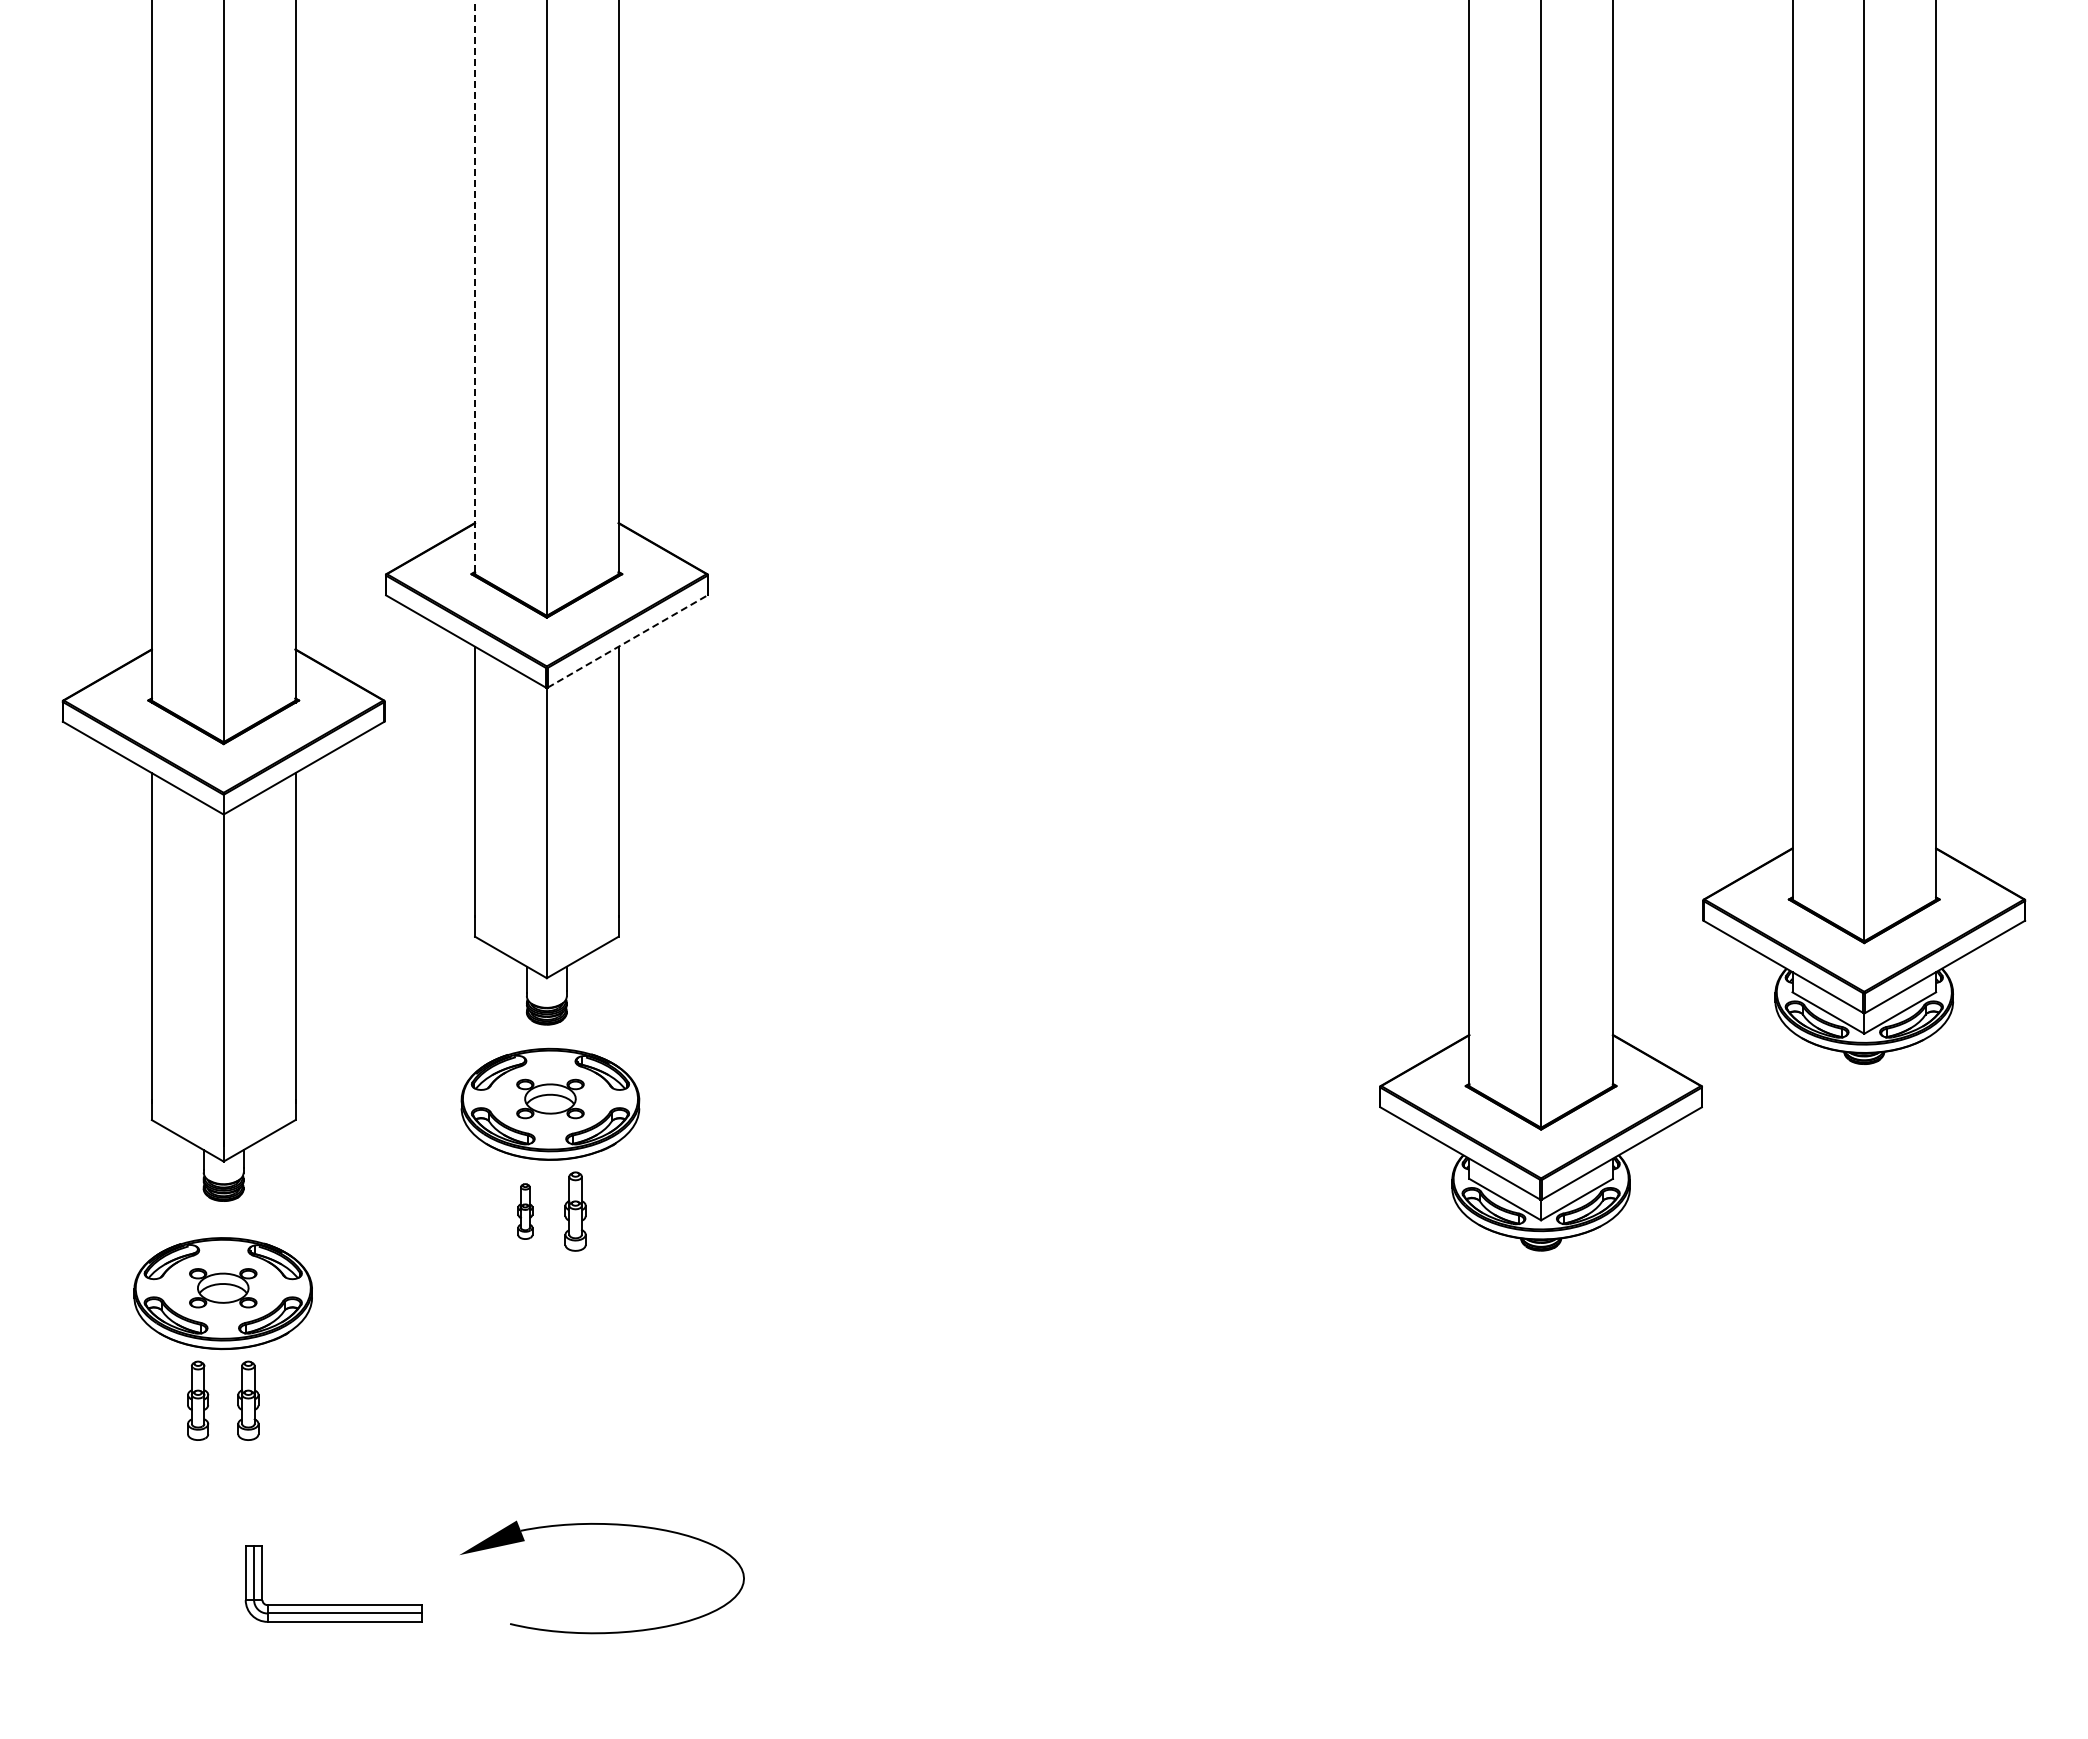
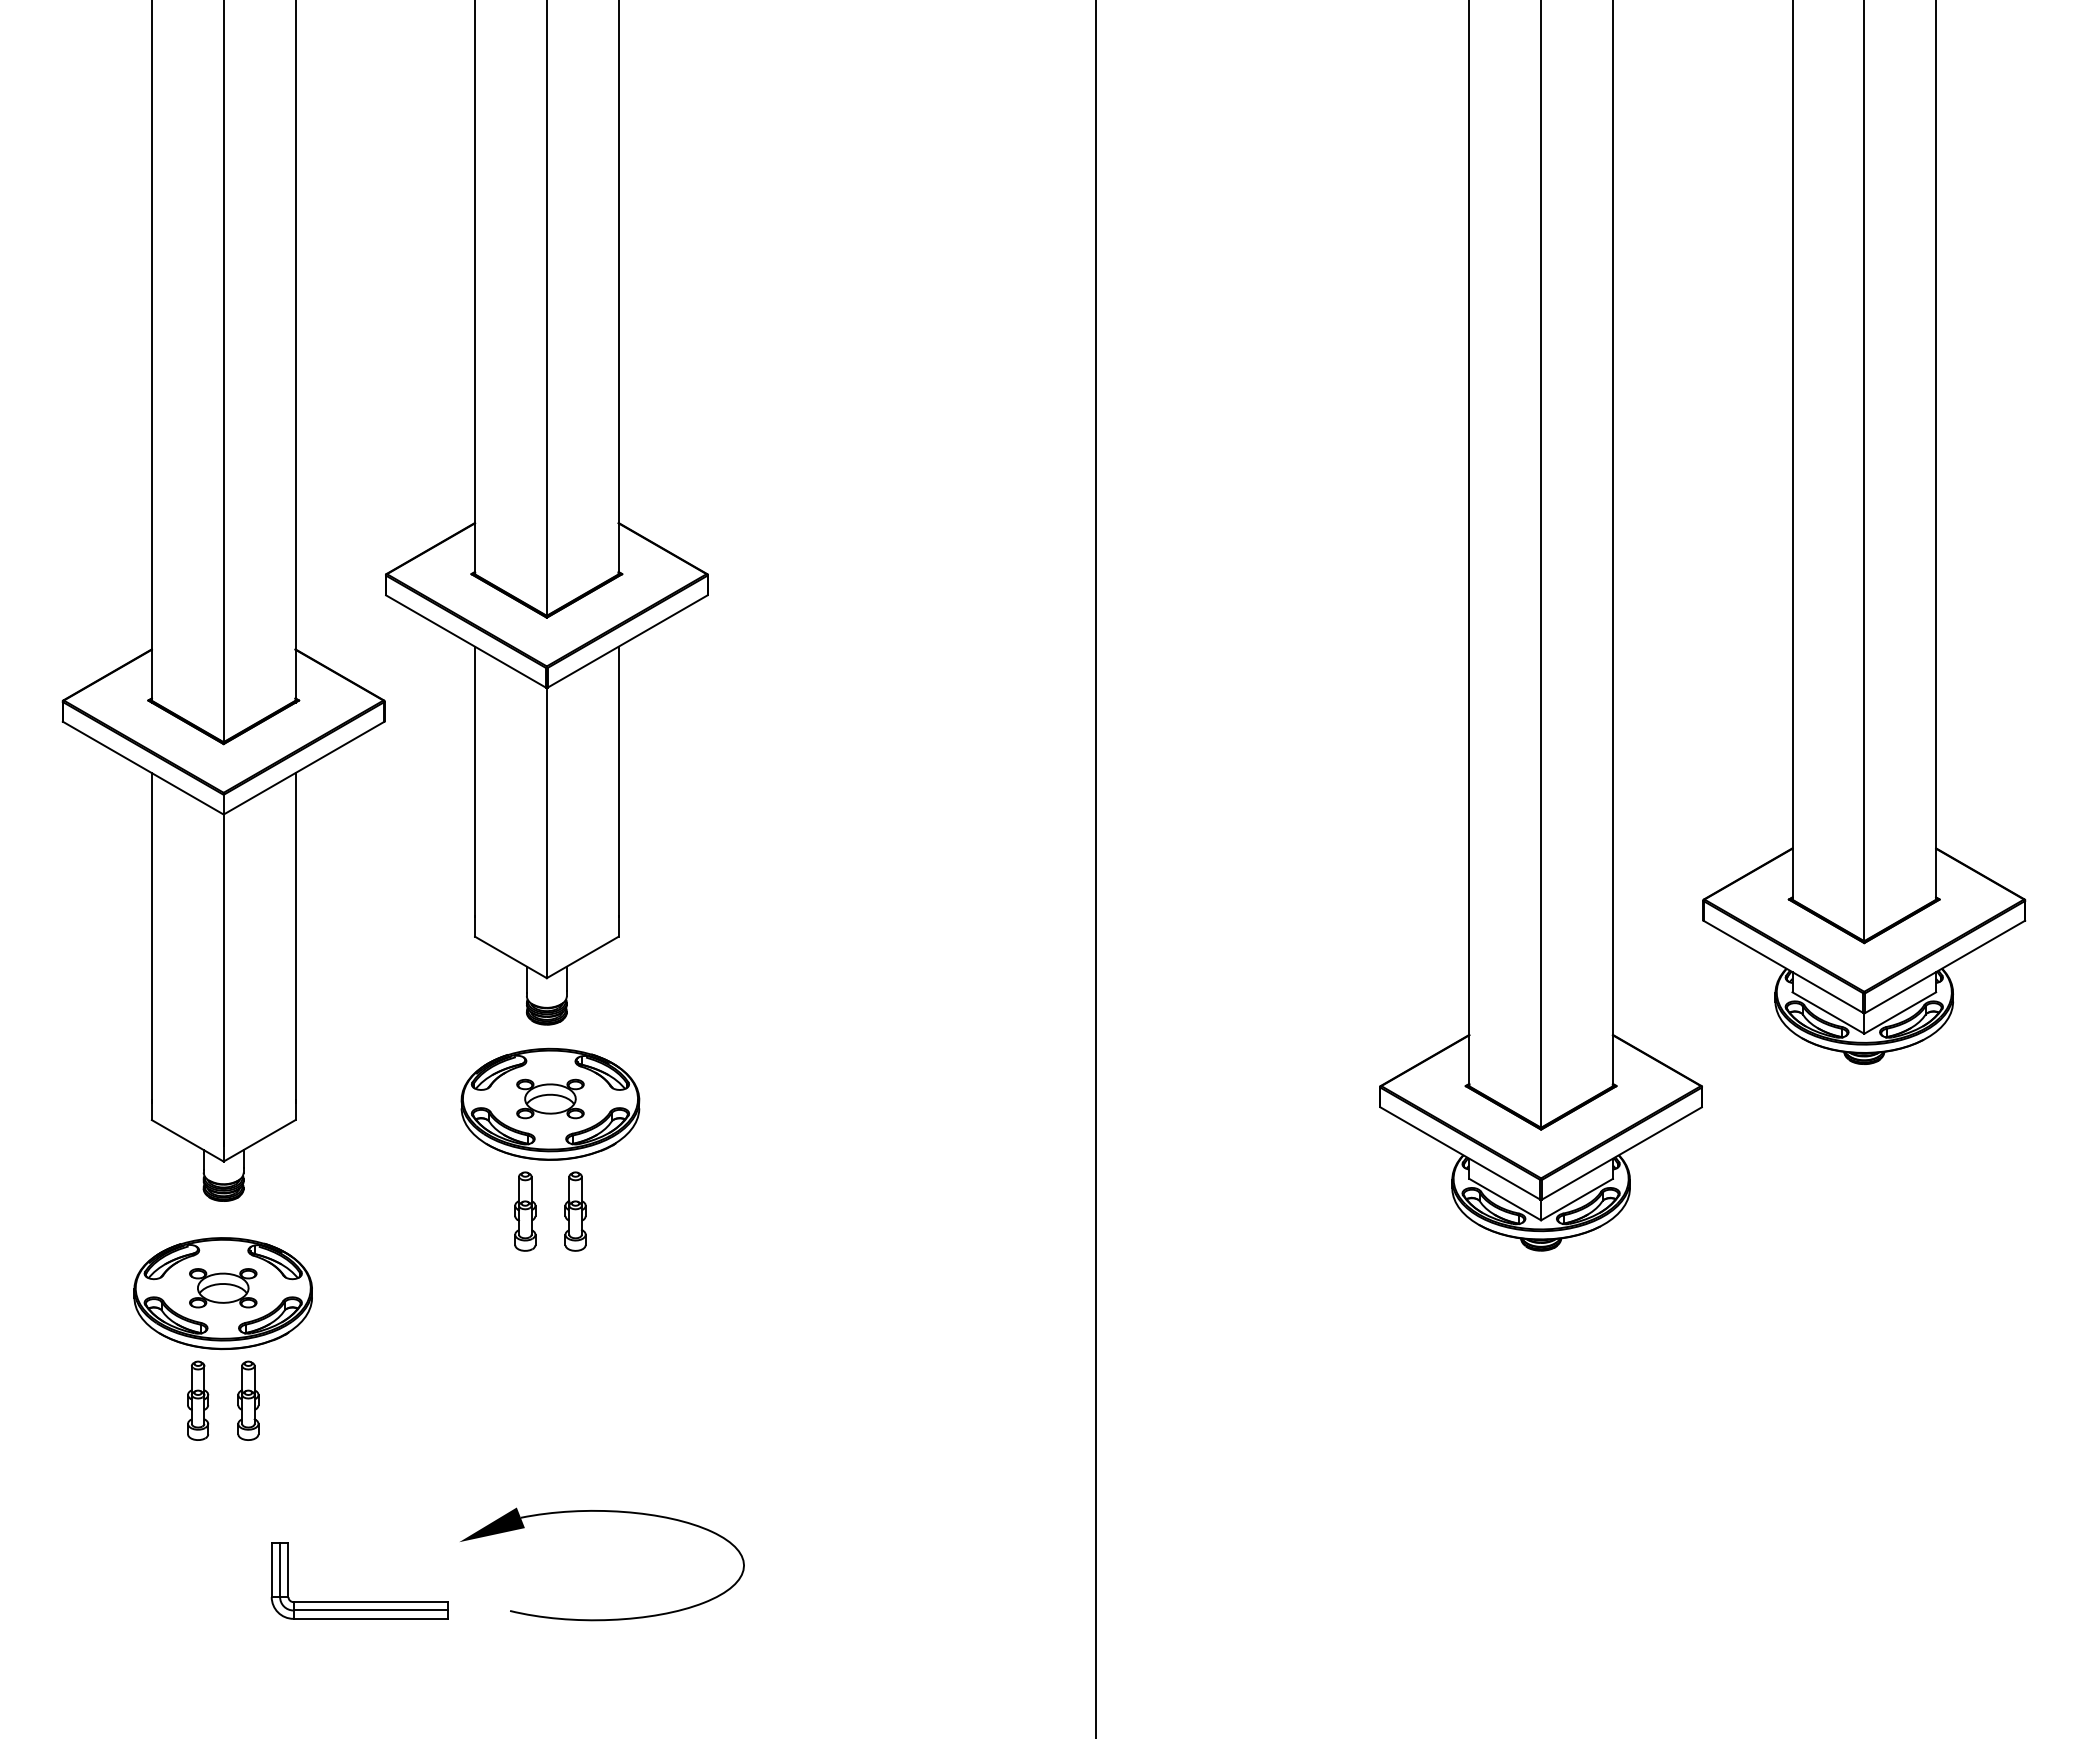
line: dashed -> solid (475, 288)
line: dashed -> solid (628, 641)
line: none -> present (1096, 868)
part size: 17x57 px -> 23x81 px (525, 1211)
part position: (609, 1525) -> (609, 1512) (609, 1512)
part position: (333, 1604) -> (359, 1601) (359, 1601)
